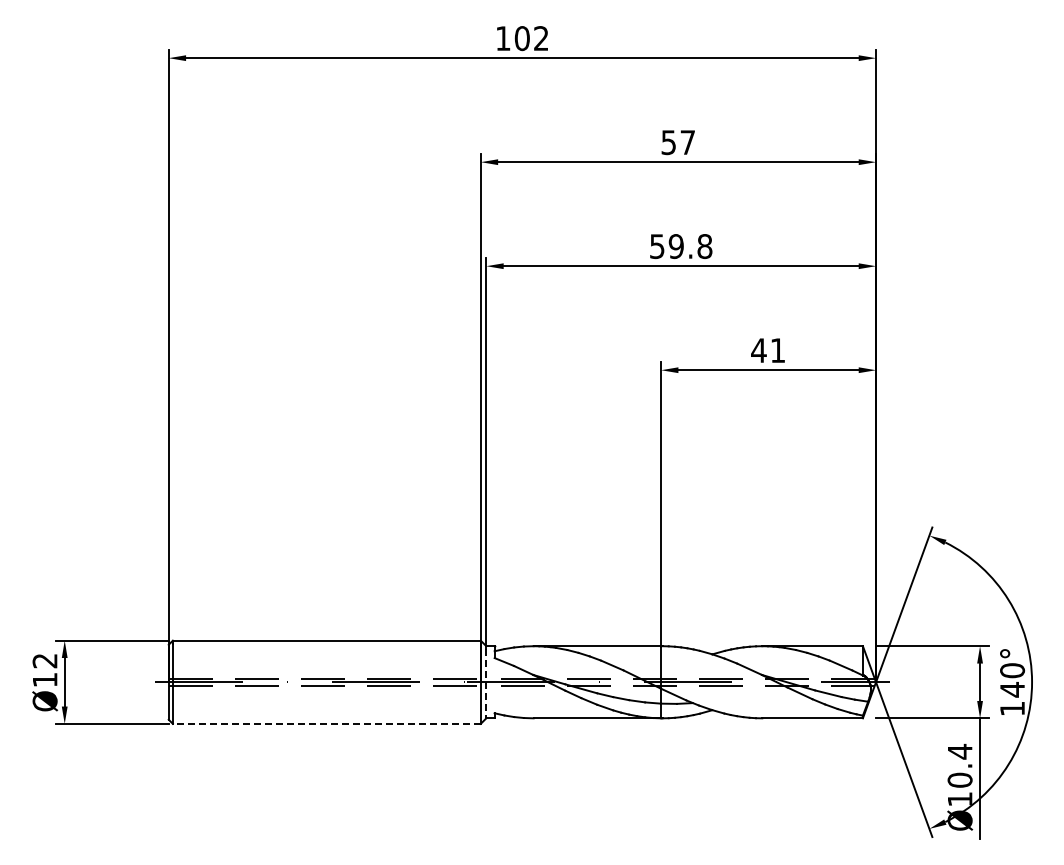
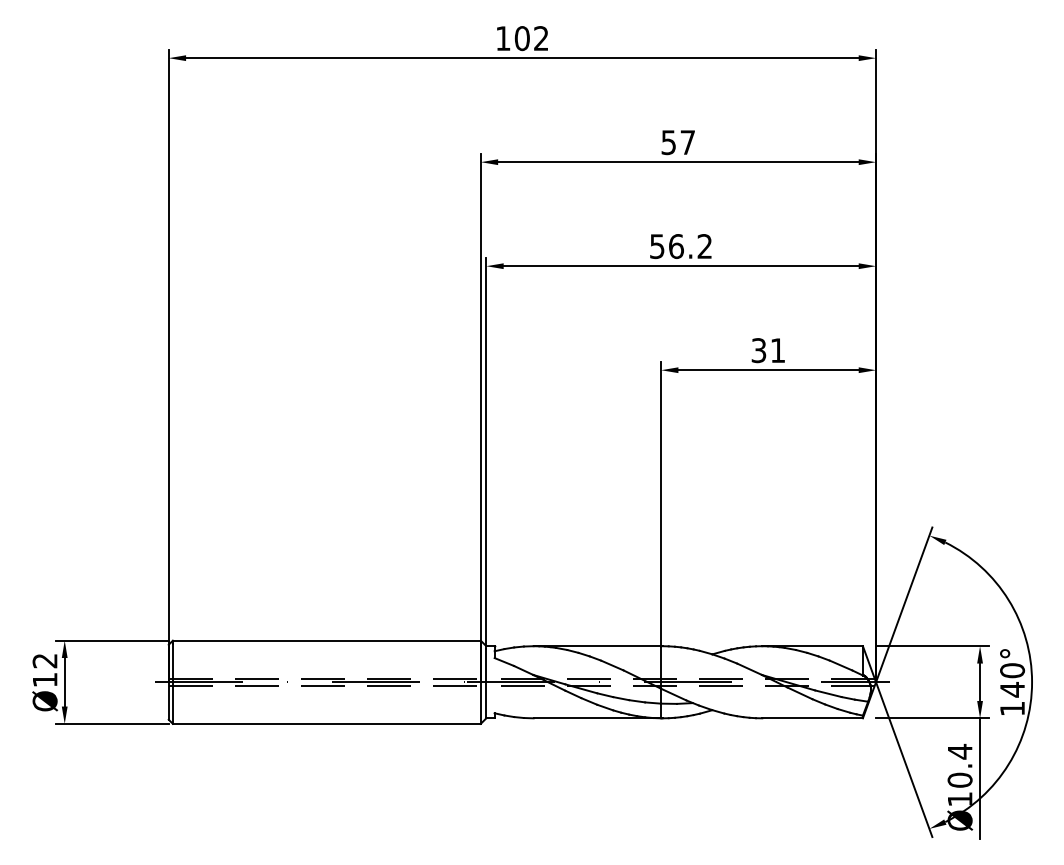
text: 59.8 -> 56.2 (690, 246)
text: 41 -> 31 (758, 350)
line: dashed -> solid (486, 684)
line: dashed -> solid (326, 723)
